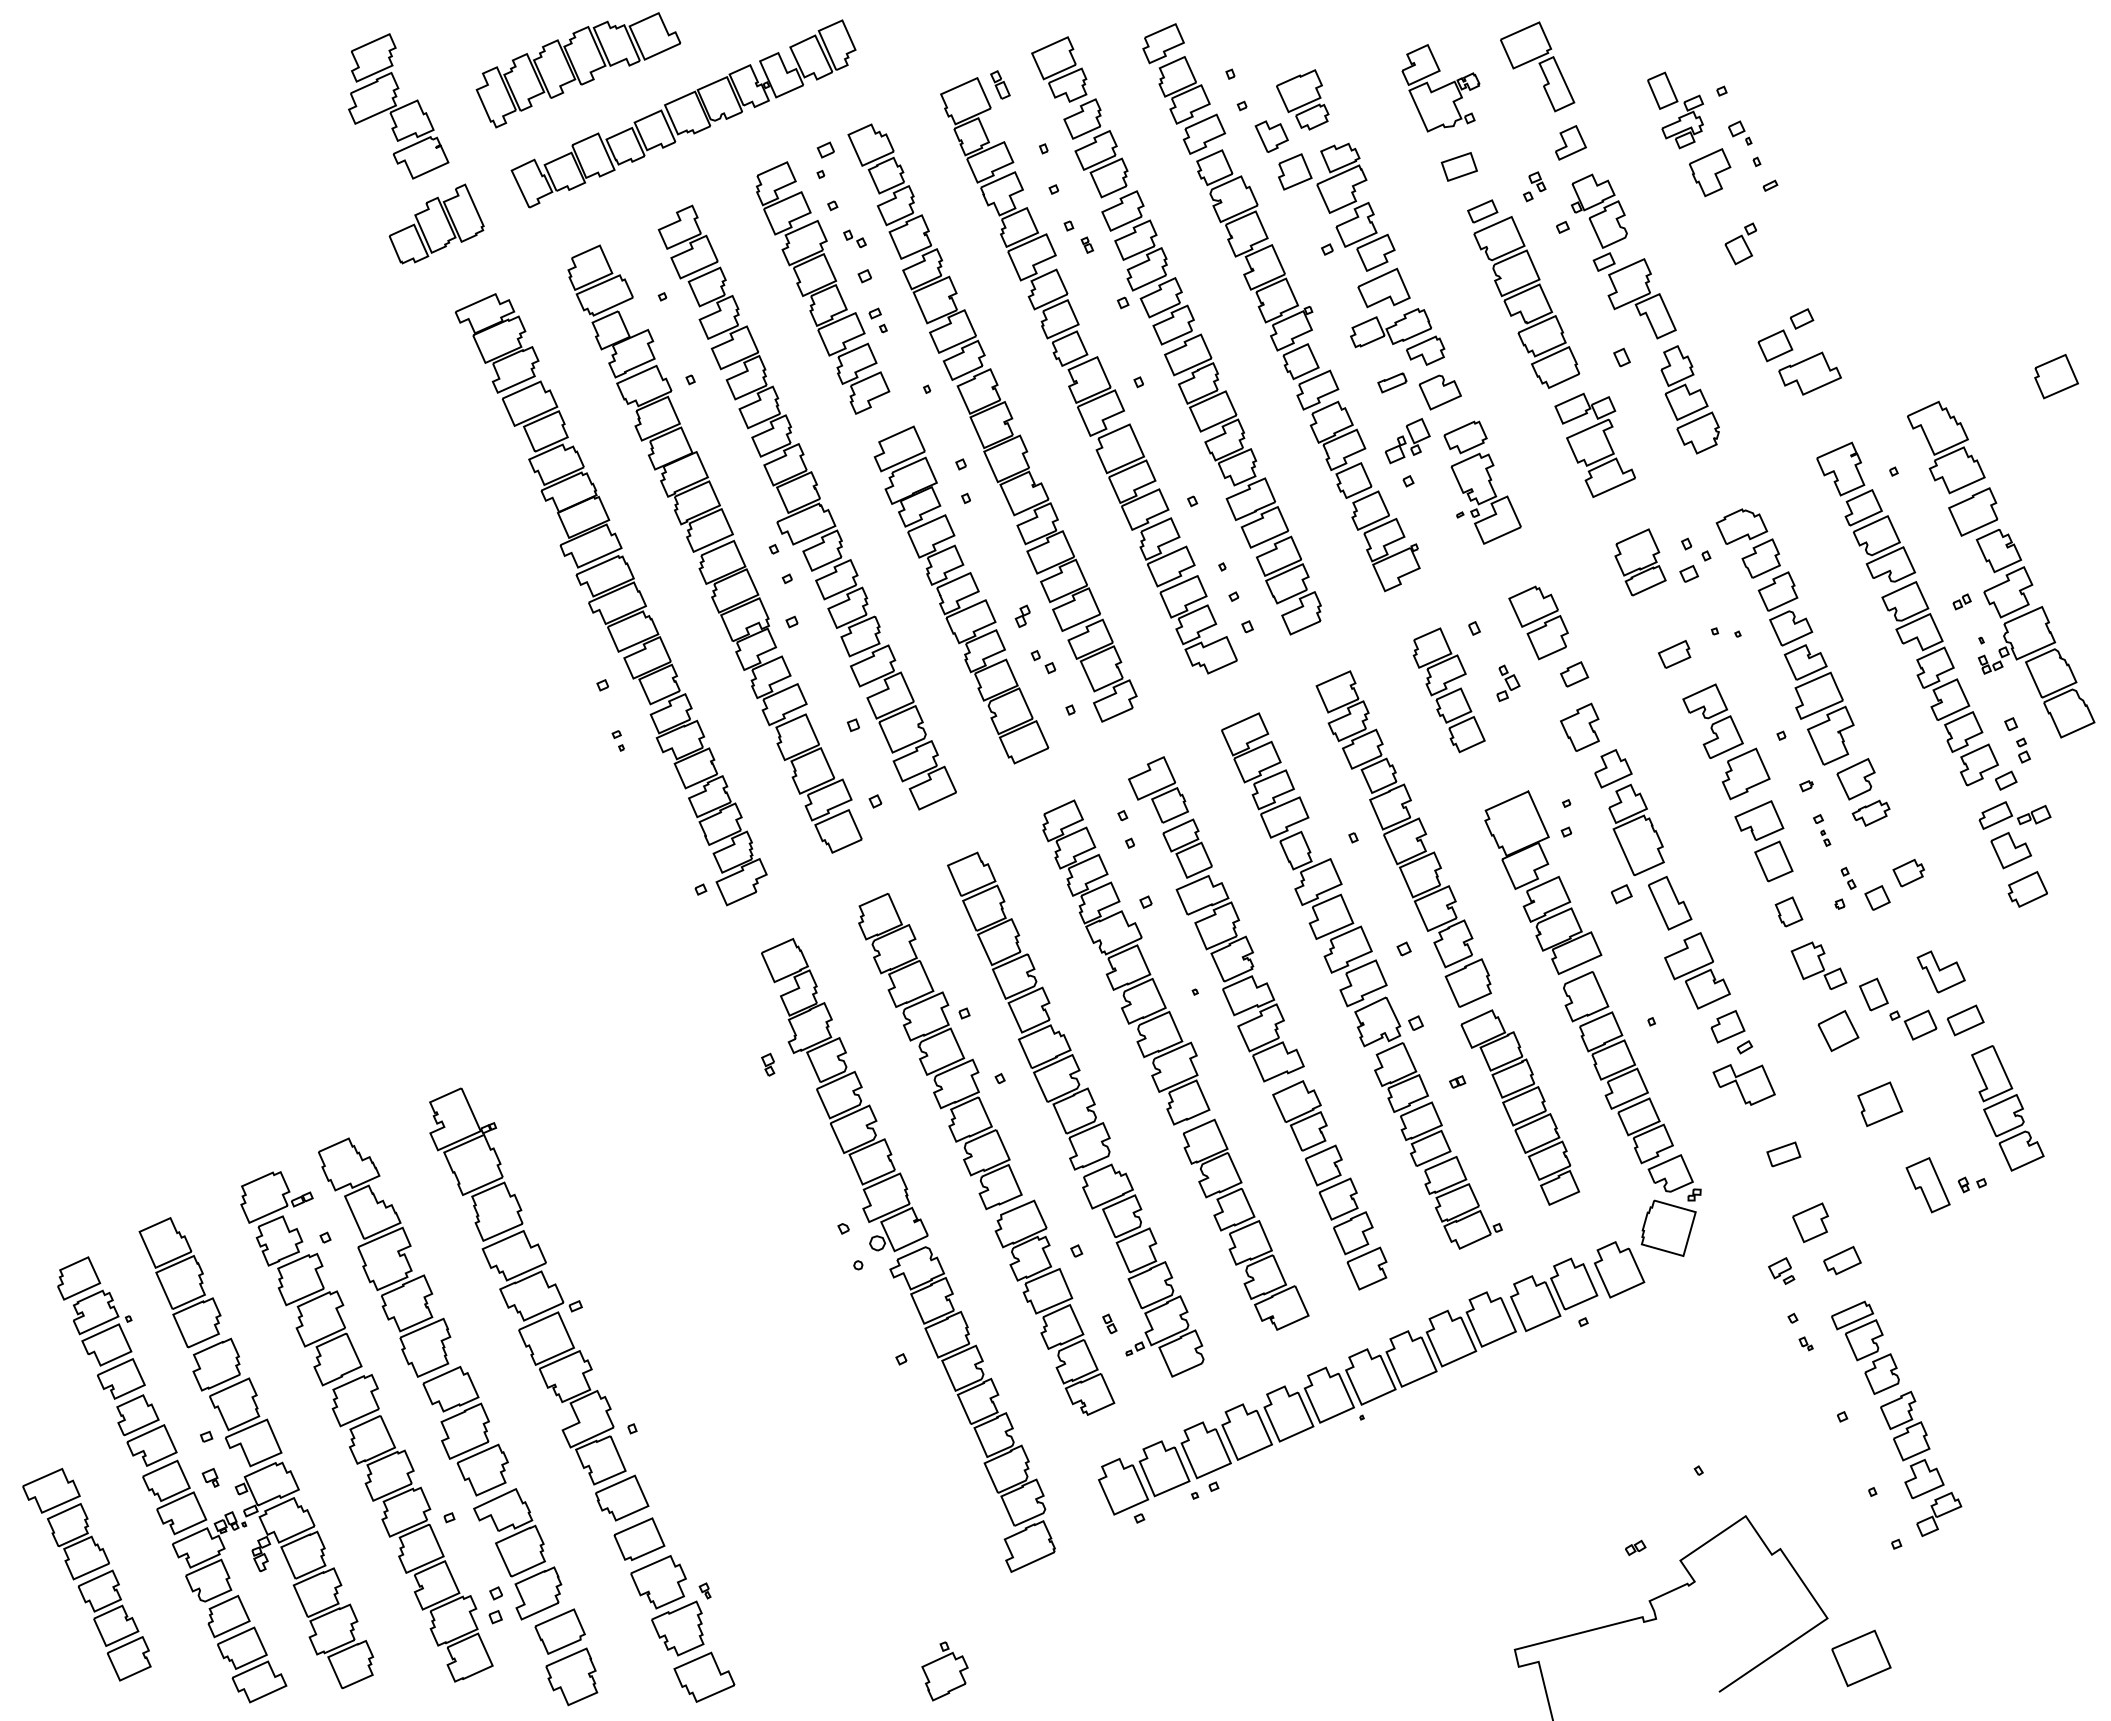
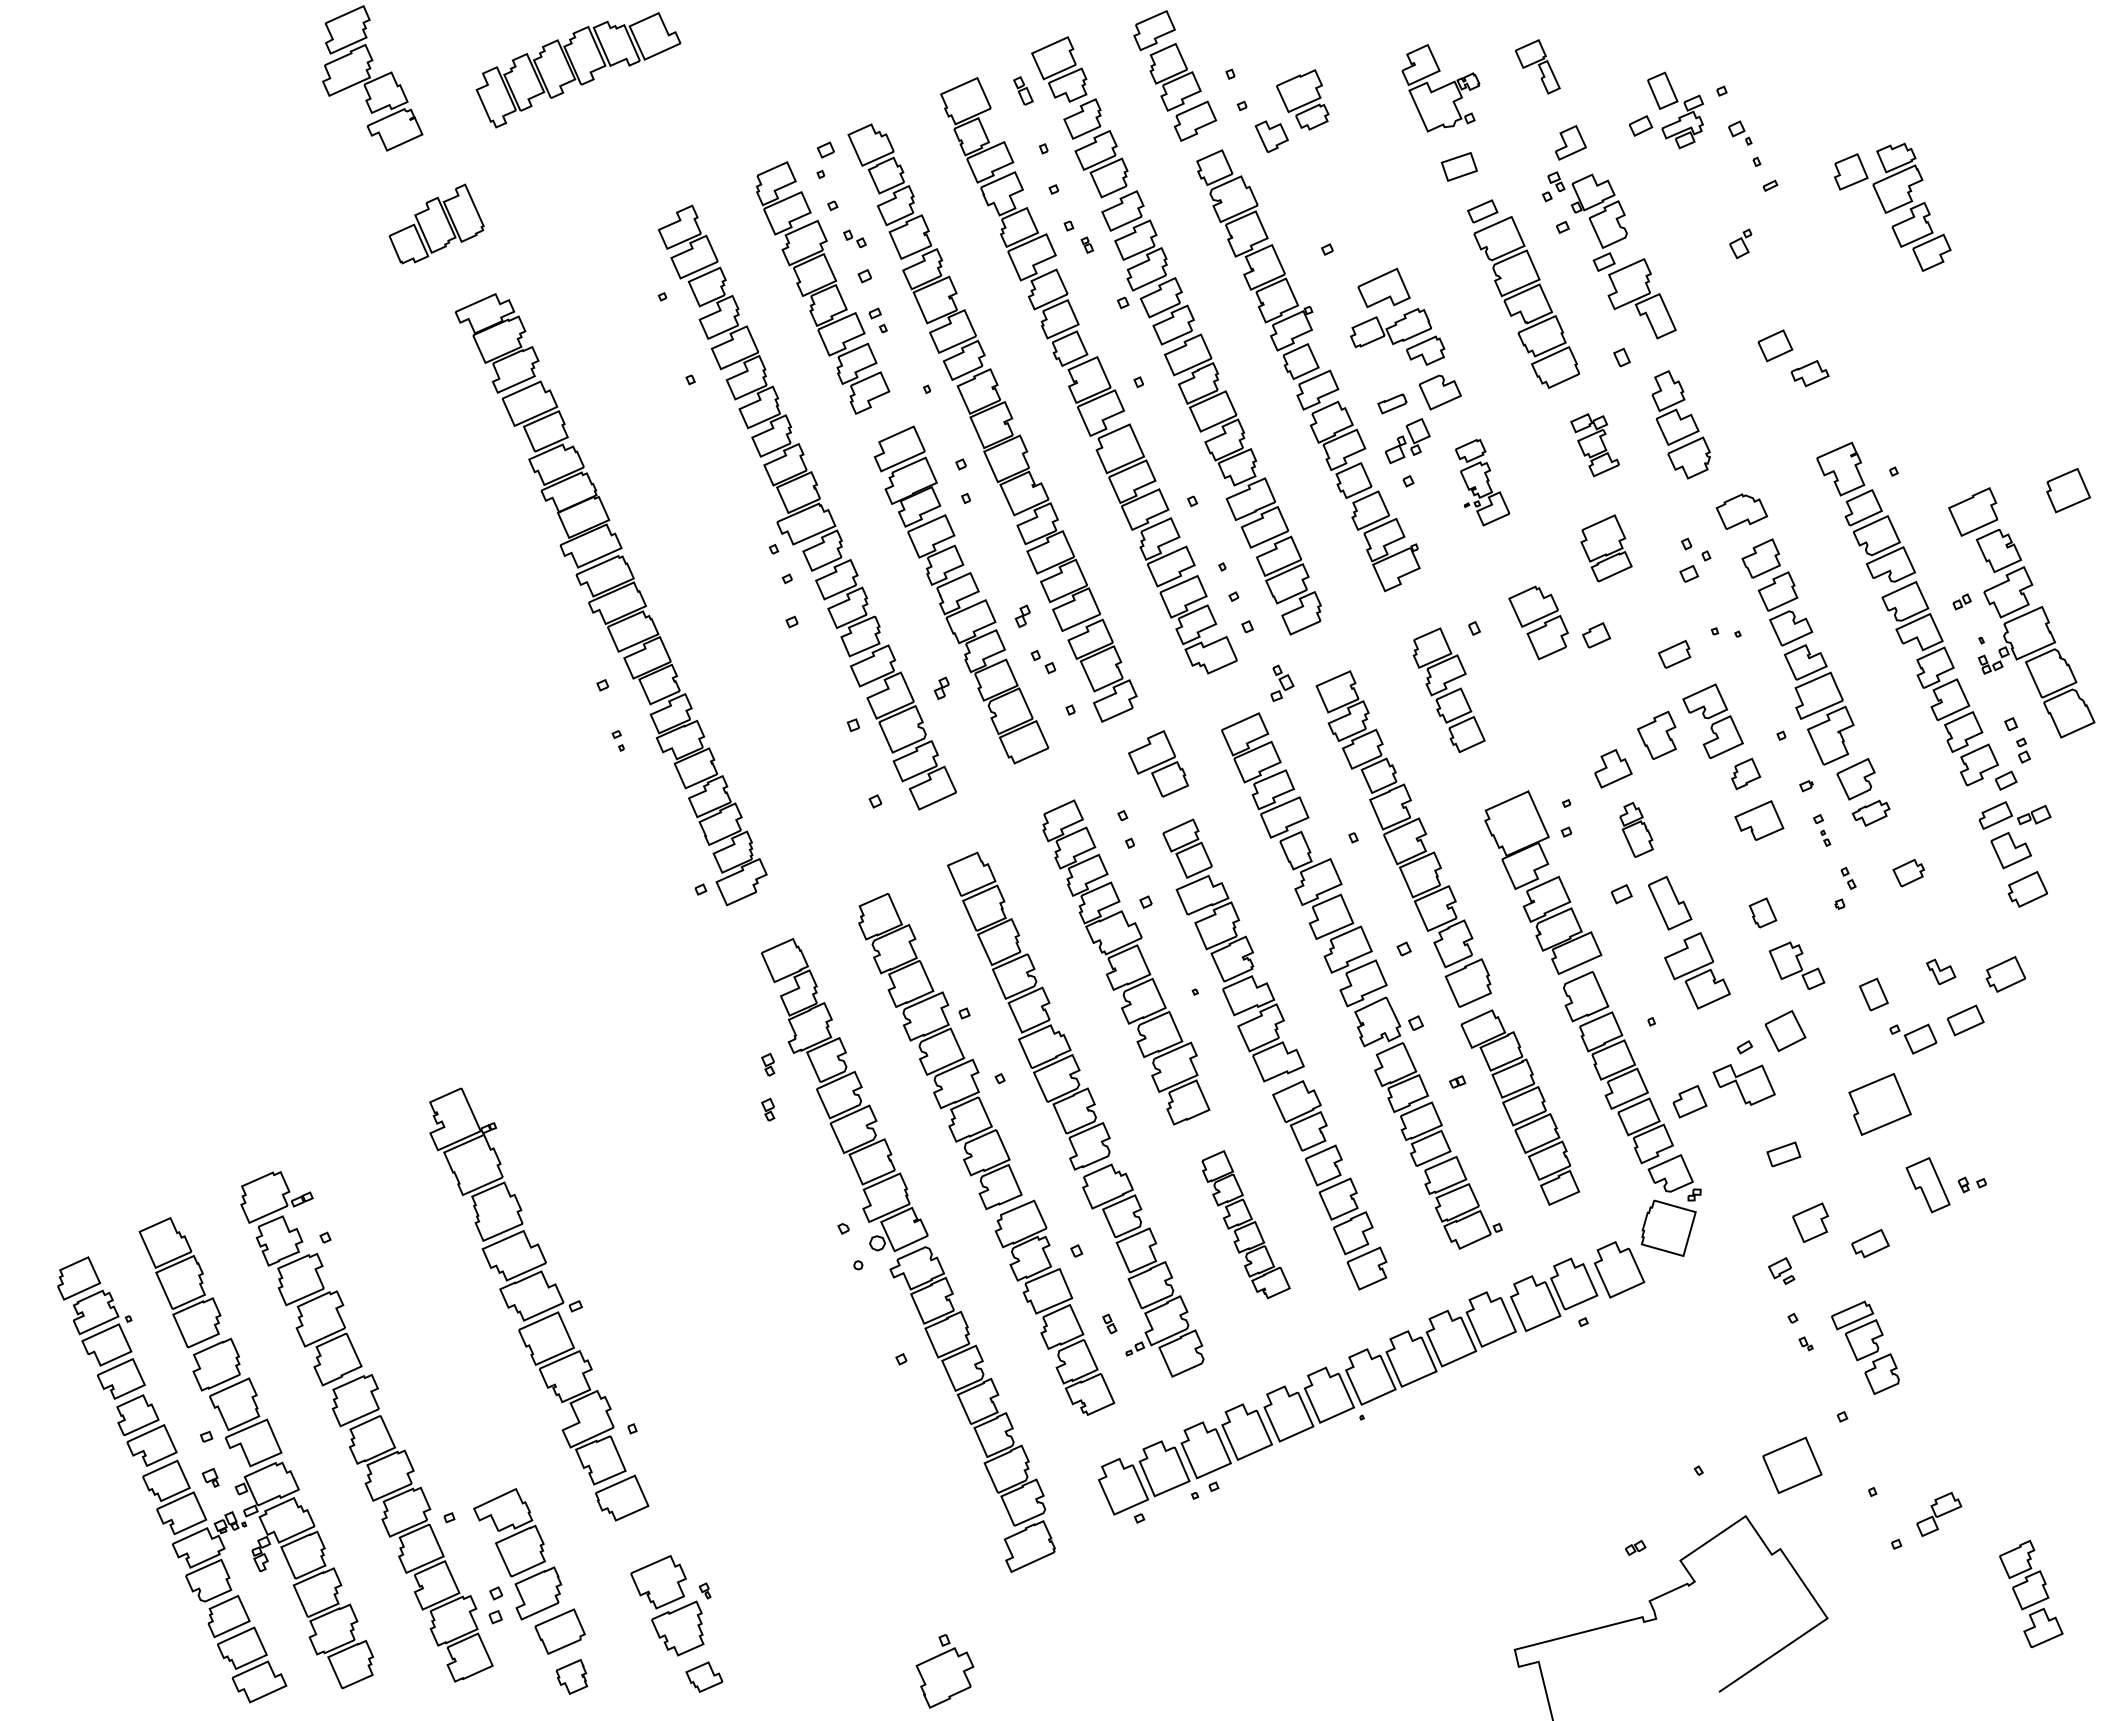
part size: 76x92 px -> 46x56 px (1537, 66)
part position: (1000, 84) -> (1023, 90) (1023, 90)
part position: (1184, 88) -> (1175, 75) (1175, 75)
part position: (398, 106) -> (372, 78) (372, 78)
part: present -> none (683, 113)
part: present -> none (1710, 172)
part position: (1534, 186) -> (1553, 186) (1553, 186)
part position: (1336, 206) -> (1892, 206) (1892, 206)
part size: 33x44 px -> 24x32 px (1740, 243)
part position: (1801, 318) -> (1640, 125) (1640, 125)
part size: 64x45 px -> 40x28 px (1809, 373)
part position: (2056, 376) -> (2068, 490) (2068, 490)
part position: (1392, 382) -> (1392, 403) (1392, 403)
part position: (1689, 399) -> (1680, 424) (1680, 424)
part size: 82x106 px -> 50x65 px (1594, 445)
part: present -> none (1946, 447)
part size: 79x125 px -> 56x88 px (1482, 482)
part position: (1741, 526) -> (1741, 511) (1741, 511)
part: present -> none (714, 548)
part position: (1640, 562) -> (1606, 548) (1606, 548)
part position: (1574, 674) -> (1596, 635) (1596, 635)
part position: (1508, 682) -> (1282, 682) (1282, 682)
part: none -> present (941, 688)
part position: (1579, 726) -> (1656, 734) (1656, 734)
part size: 50x54 px -> 31x34 px (1746, 773)
part position: (1158, 789) -> (1158, 763) (1158, 763)
part size: 57x94 px -> 35x57 px (1636, 829)
part: present -> none (1773, 861)
part: present -> none (1877, 897)
part position: (1788, 911) -> (1762, 912) (1762, 912)
part position: (1818, 965) -> (1796, 965) (1796, 965)
part size: 50x44 px -> 31x28 px (1941, 971)
part: none -> present (2005, 974)
part position: (1913, 1024) -> (1913, 1038) (1913, 1038)
part position: (1727, 1026) -> (1689, 1101) (1689, 1101)
part position: (1838, 1031) -> (1785, 1031) (1785, 1031)
part size: 47x46 px -> 64x63 px (1879, 1104)
part: present -> none (2007, 1108)
part: none -> present (768, 1109)
part size: 128x213 px -> 90x150 px (1245, 1224)
part position: (1842, 1260) -> (1870, 1243) (1870, 1243)
part: present -> none (413, 1316)
part position: (1912, 1444) -> (2031, 1593) (2031, 1593)
part: present -> none (639, 1539)
part: present -> none (86, 1574)
part position: (1861, 1658) -> (1792, 1465) (1792, 1465)
part size: 48x61 px -> 60x75 px (944, 1671)
part size: 54x60 px -> 34x36 px (571, 1676)
part size: 63x52 px -> 39x32 px (704, 1676)
